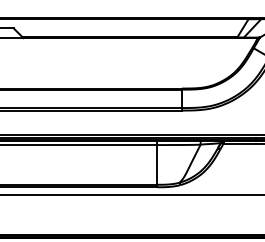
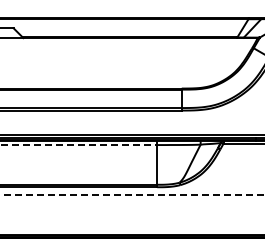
line: solid -> dashed (79, 145)
line: solid -> dashed (132, 195)
